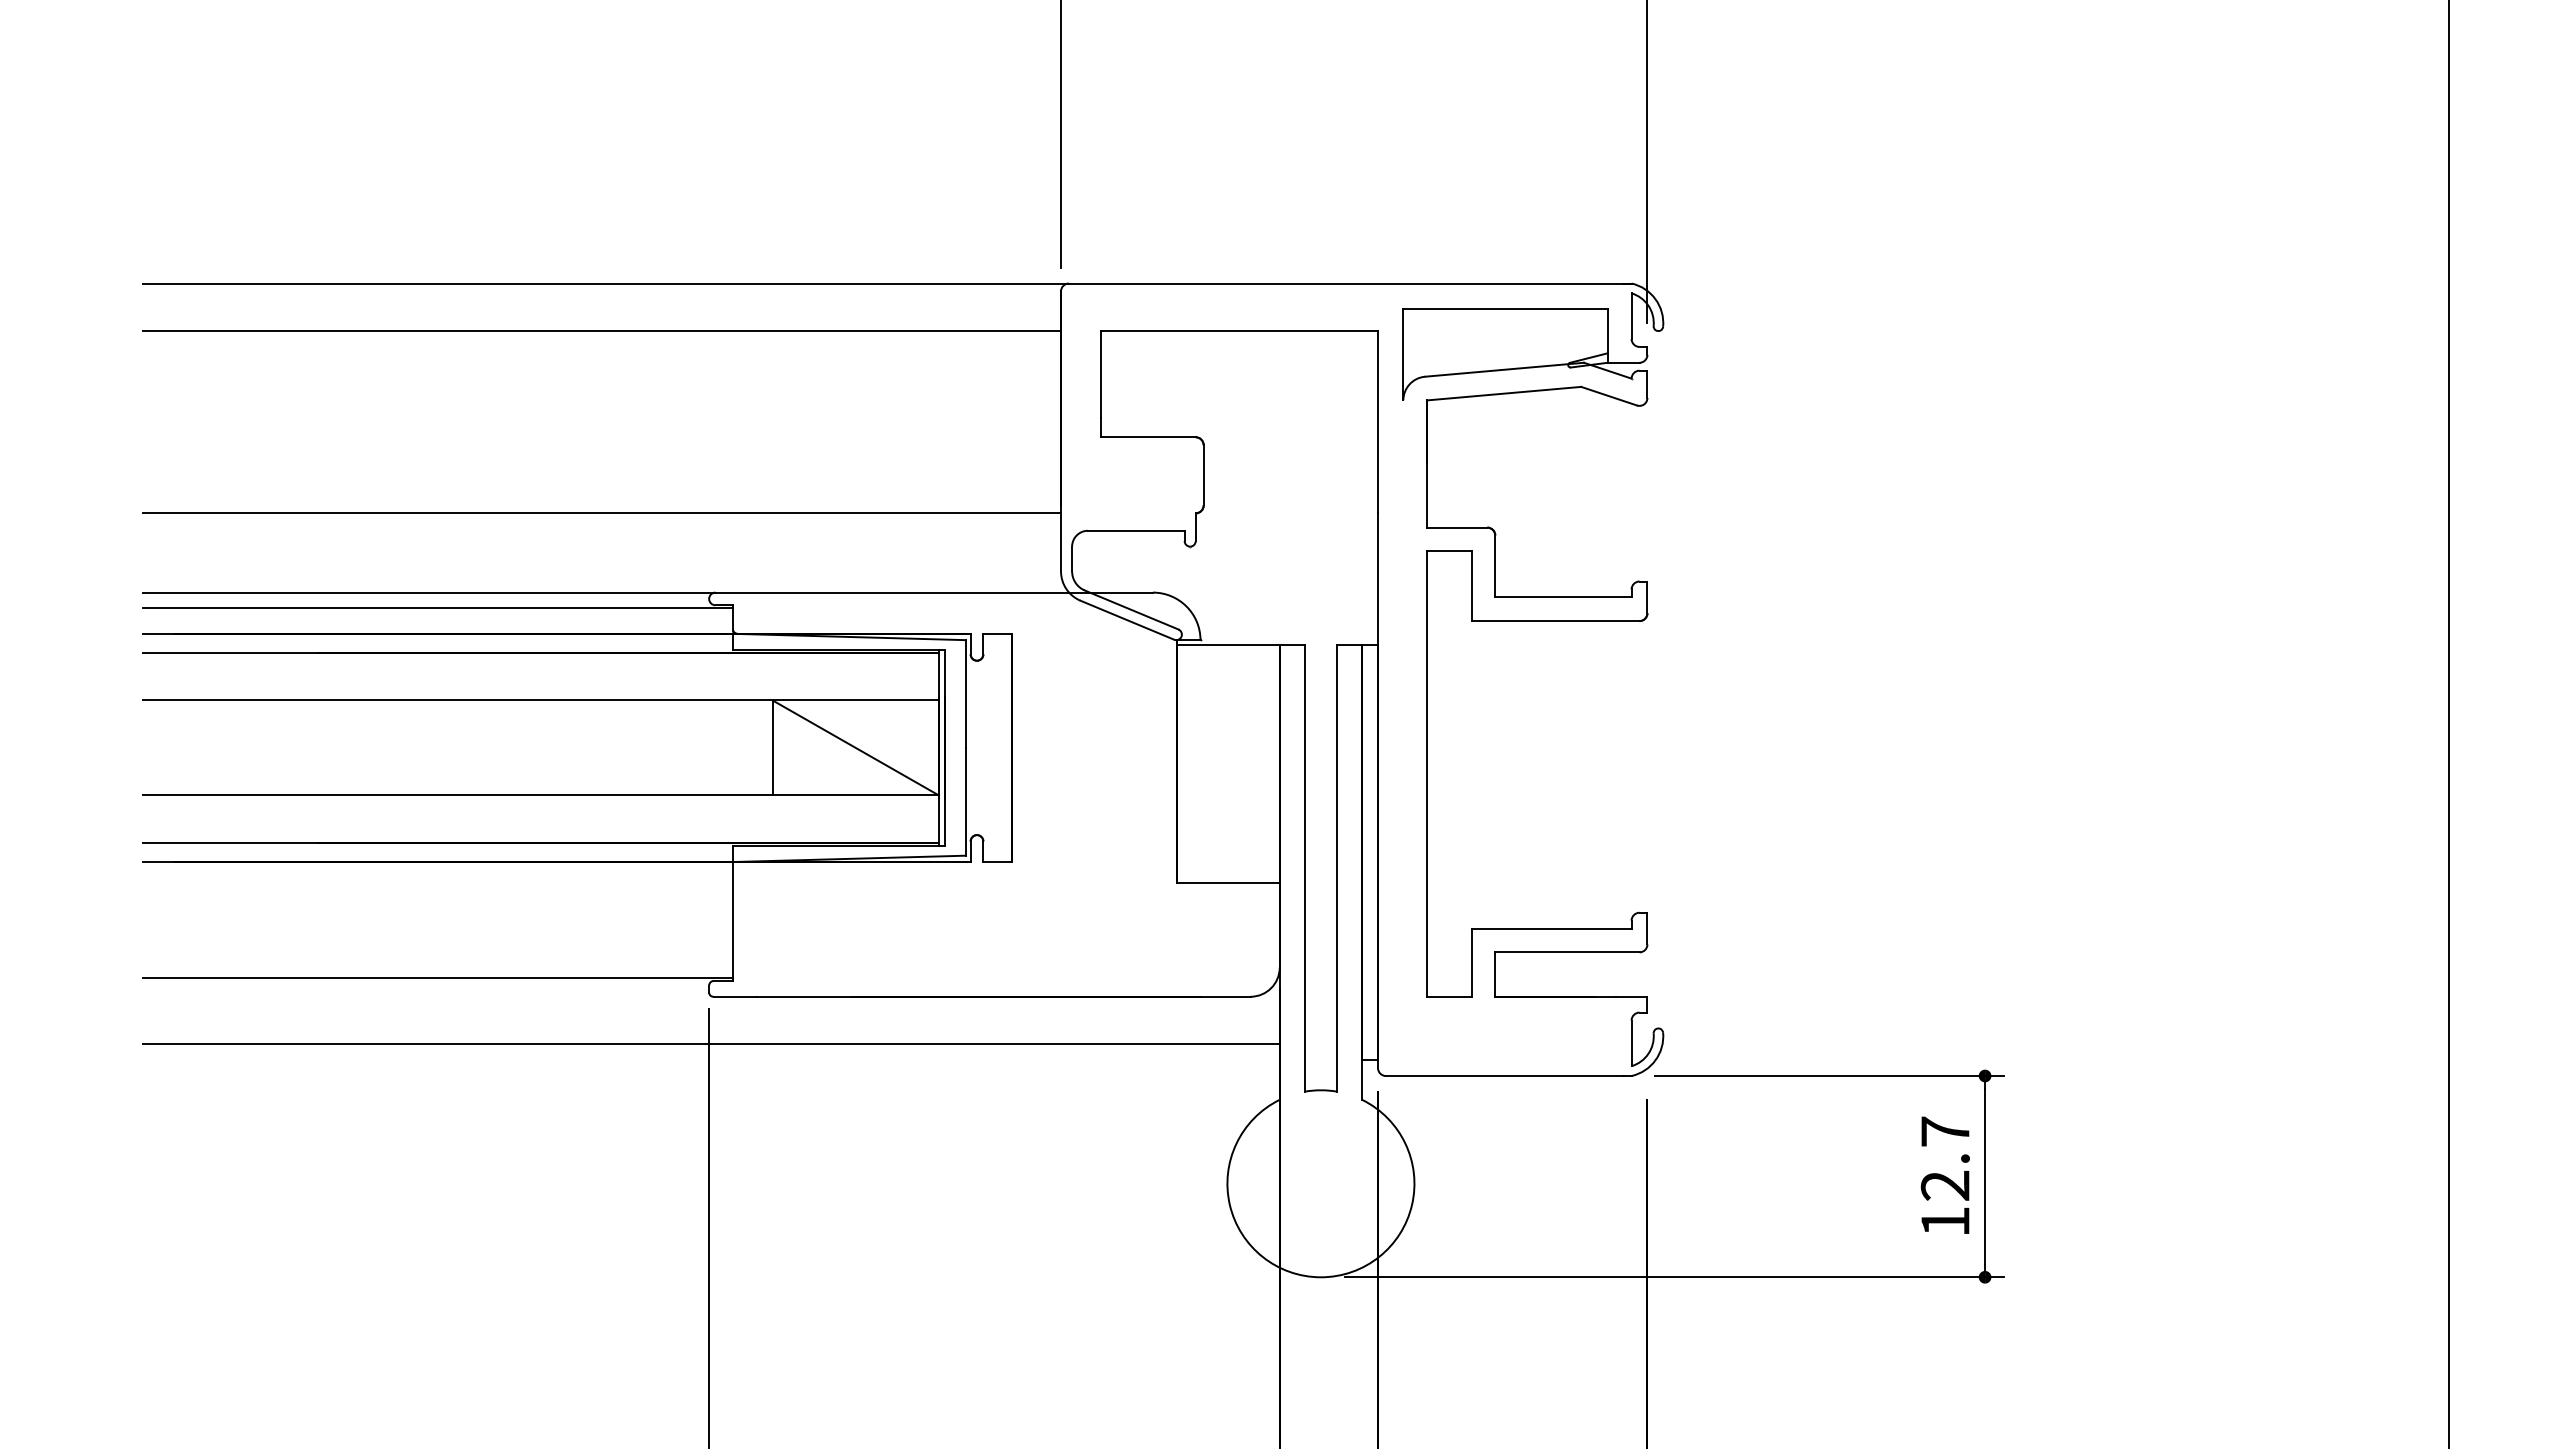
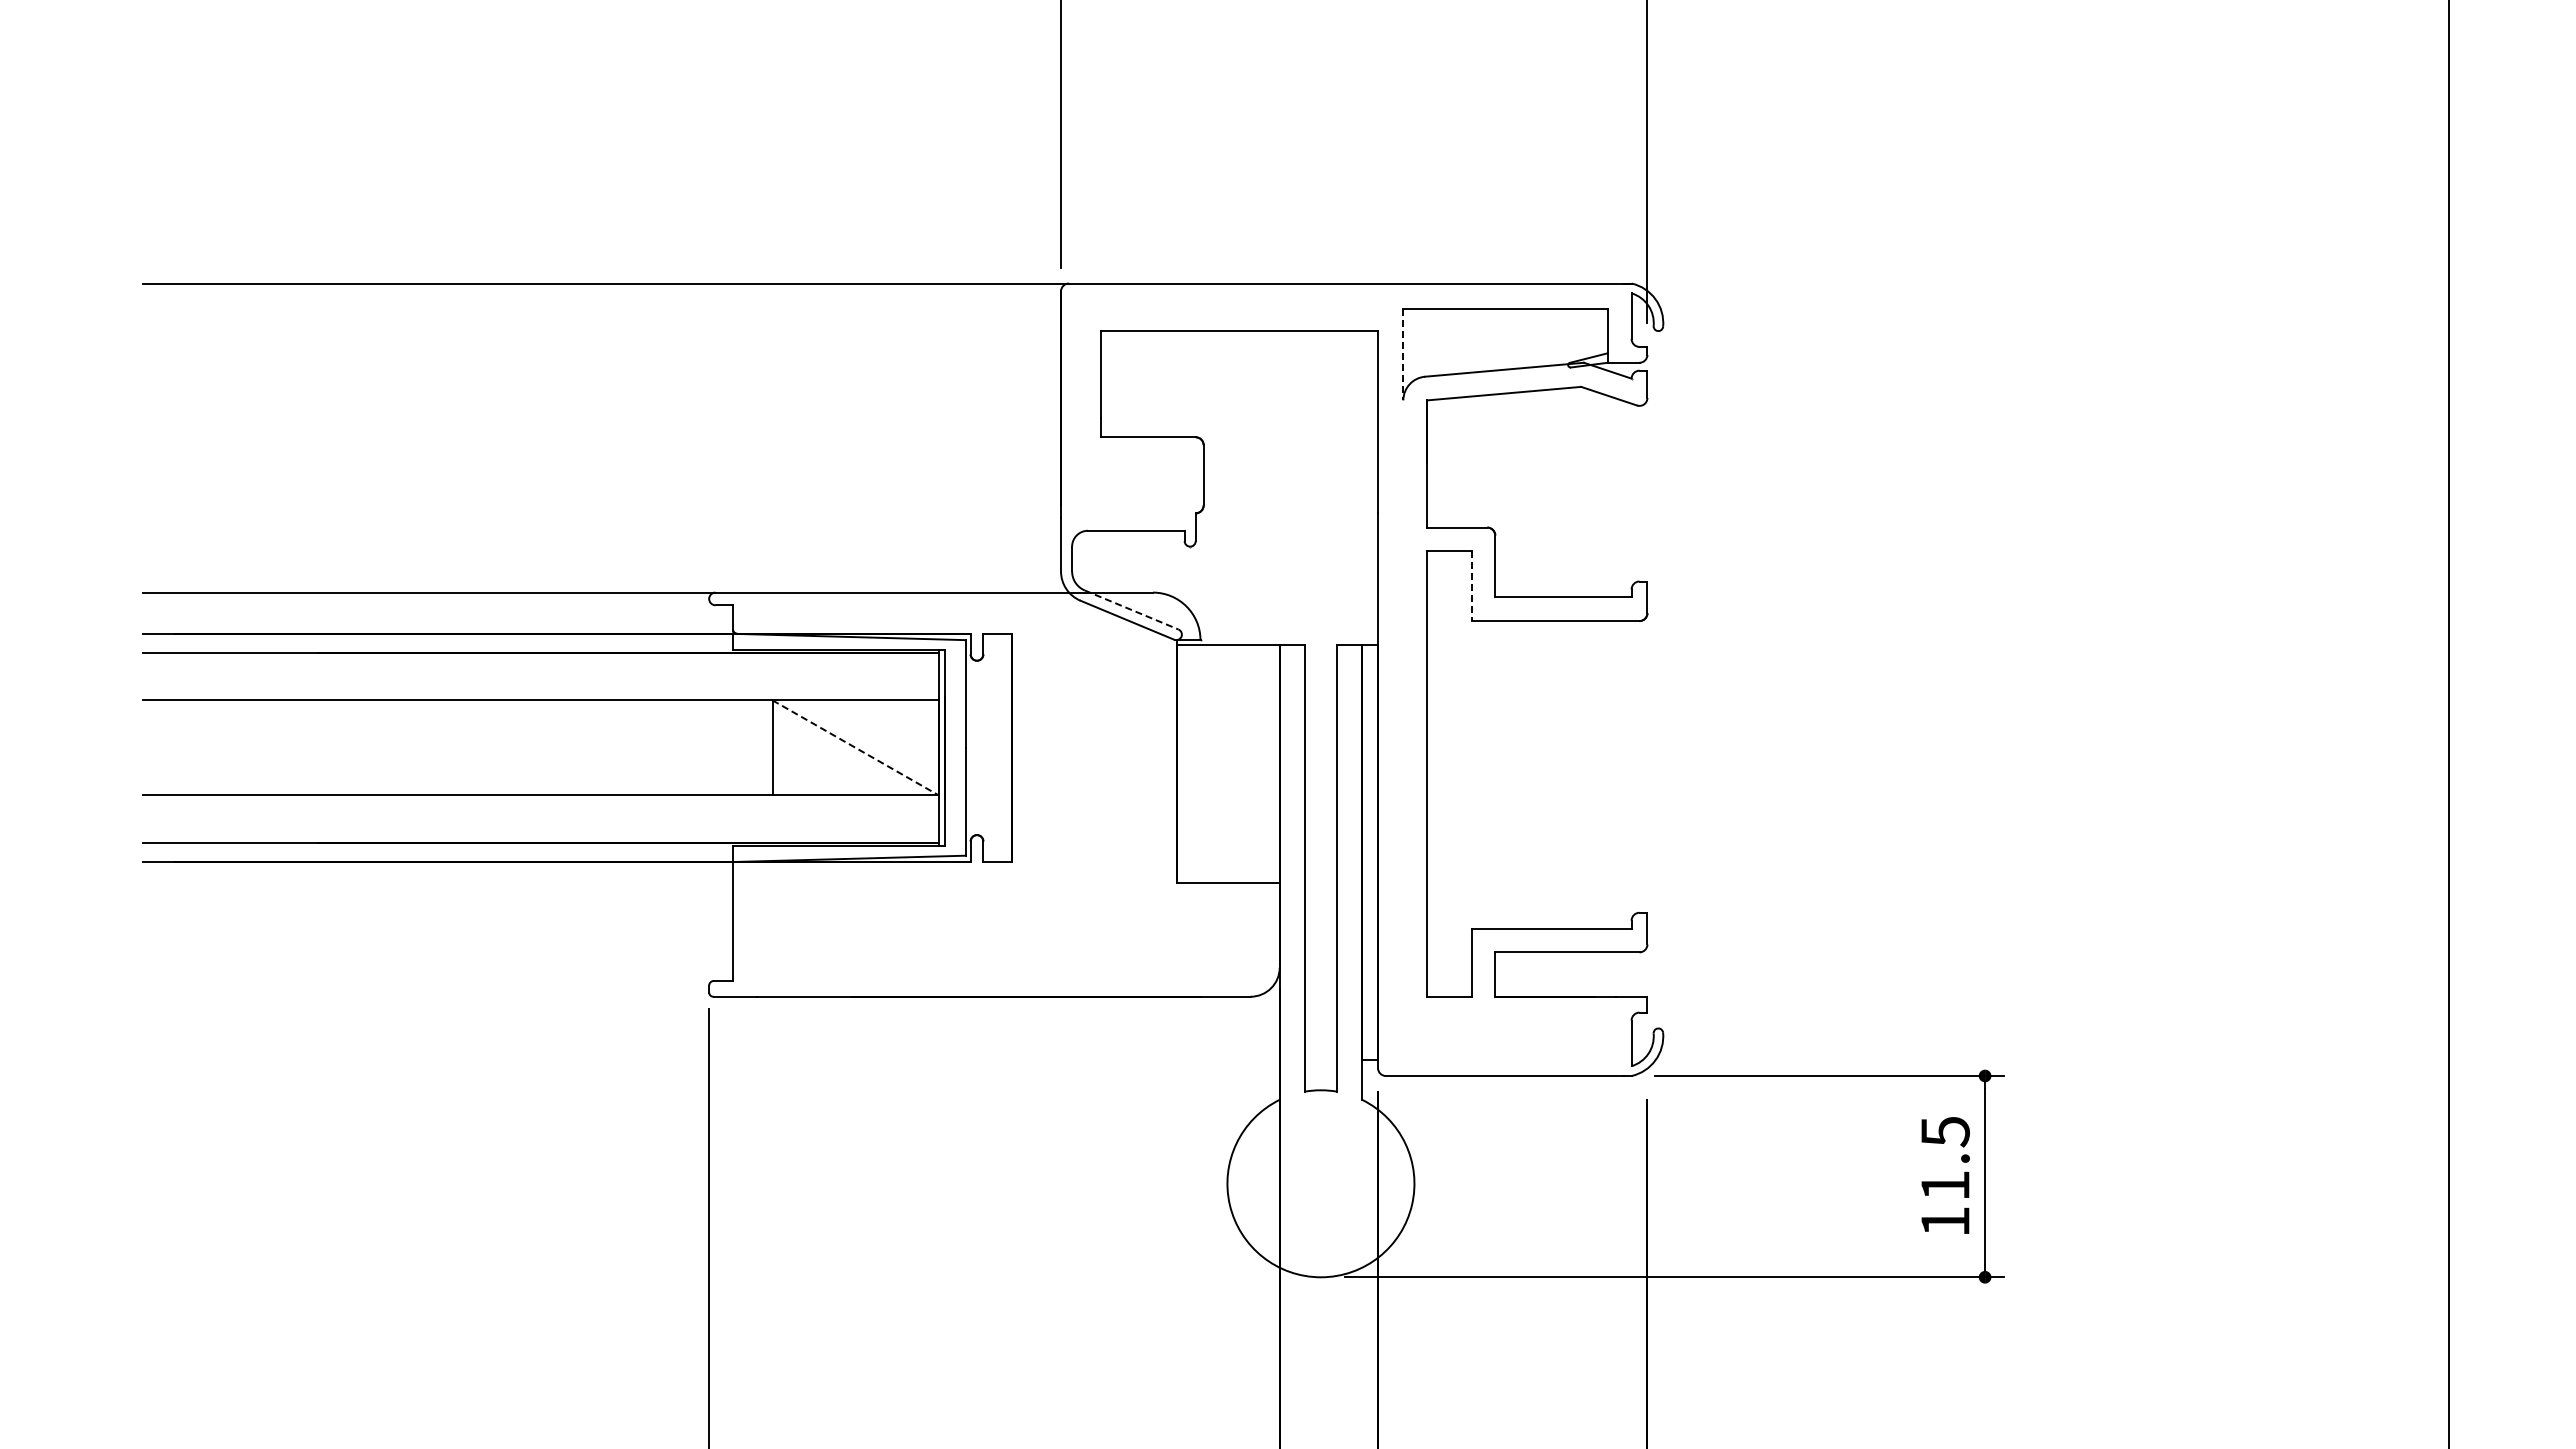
line: present -> none (601, 331)
line: solid -> dashed (1403, 354)
line: present -> none (601, 513)
line: solid -> dashed (1471, 586)
line: present -> none (437, 608)
line: solid -> dashed (1131, 609)
line: solid -> dashed (855, 747)
line: present -> none (437, 977)
line: present -> none (710, 1044)
text: 12.7 -> 11.5 (1944, 1158)
